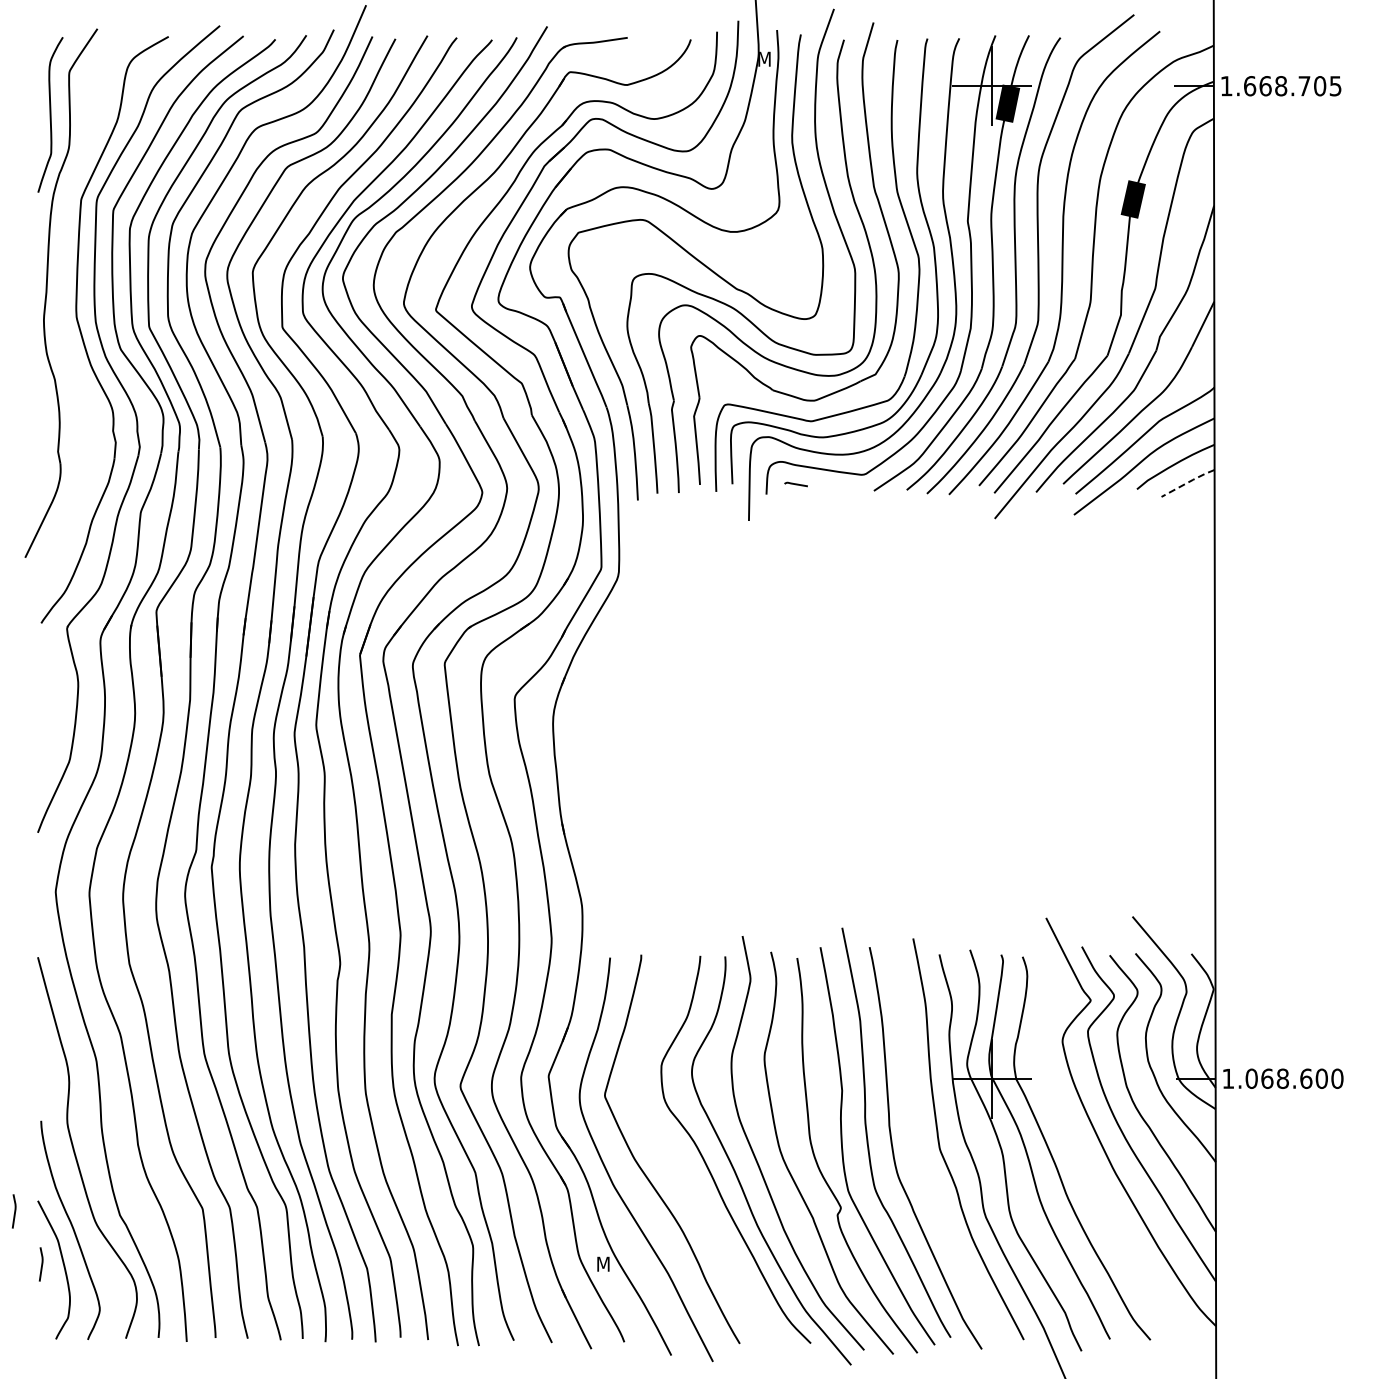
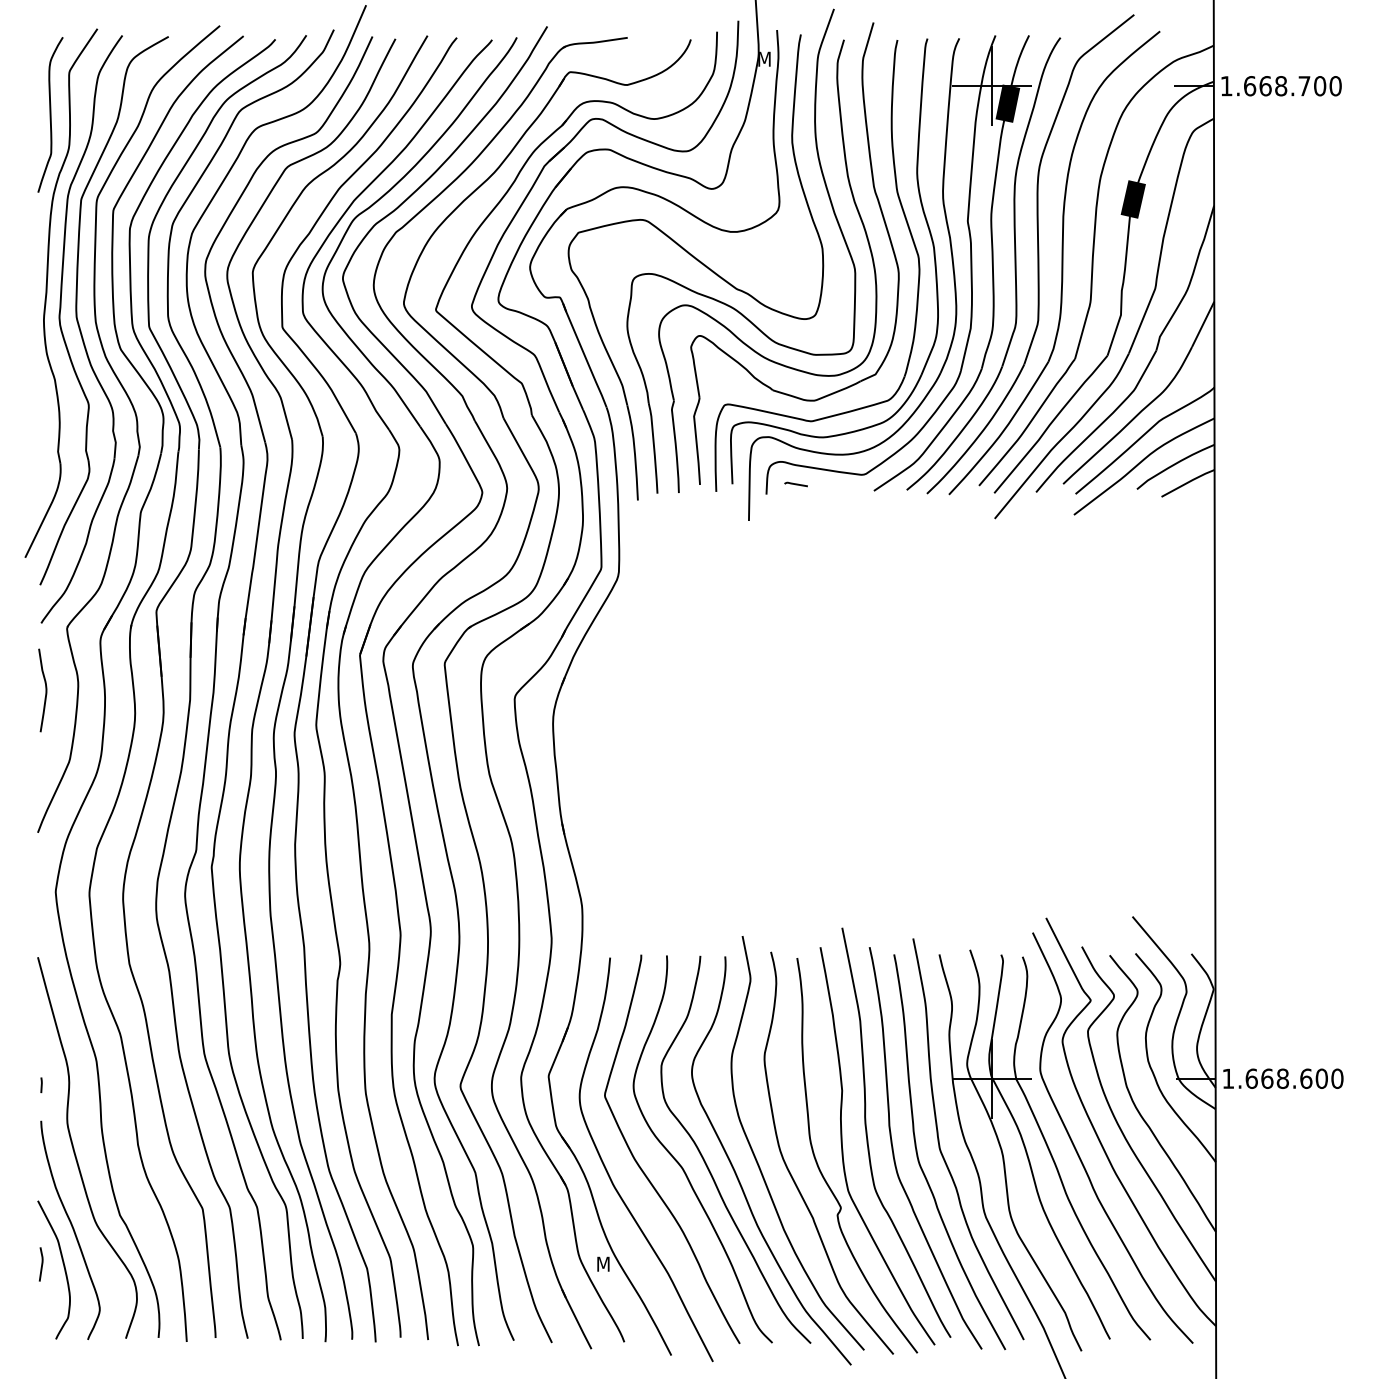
text: 1.668.705 -> 1.668.700 (1335, 86)
part: none -> present (61, 309)
line: dashed -> solid (1188, 482)
curve: none -> present (45, 690)
text: 1.068.600 -> 1.668.600 (1251, 1078)
line: none -> present (41, 1085)
curve: none -> present (1079, 1154)
curve: none -> present (919, 1159)
curve: none -> present (682, 1166)
line: present -> none (14, 1211)
